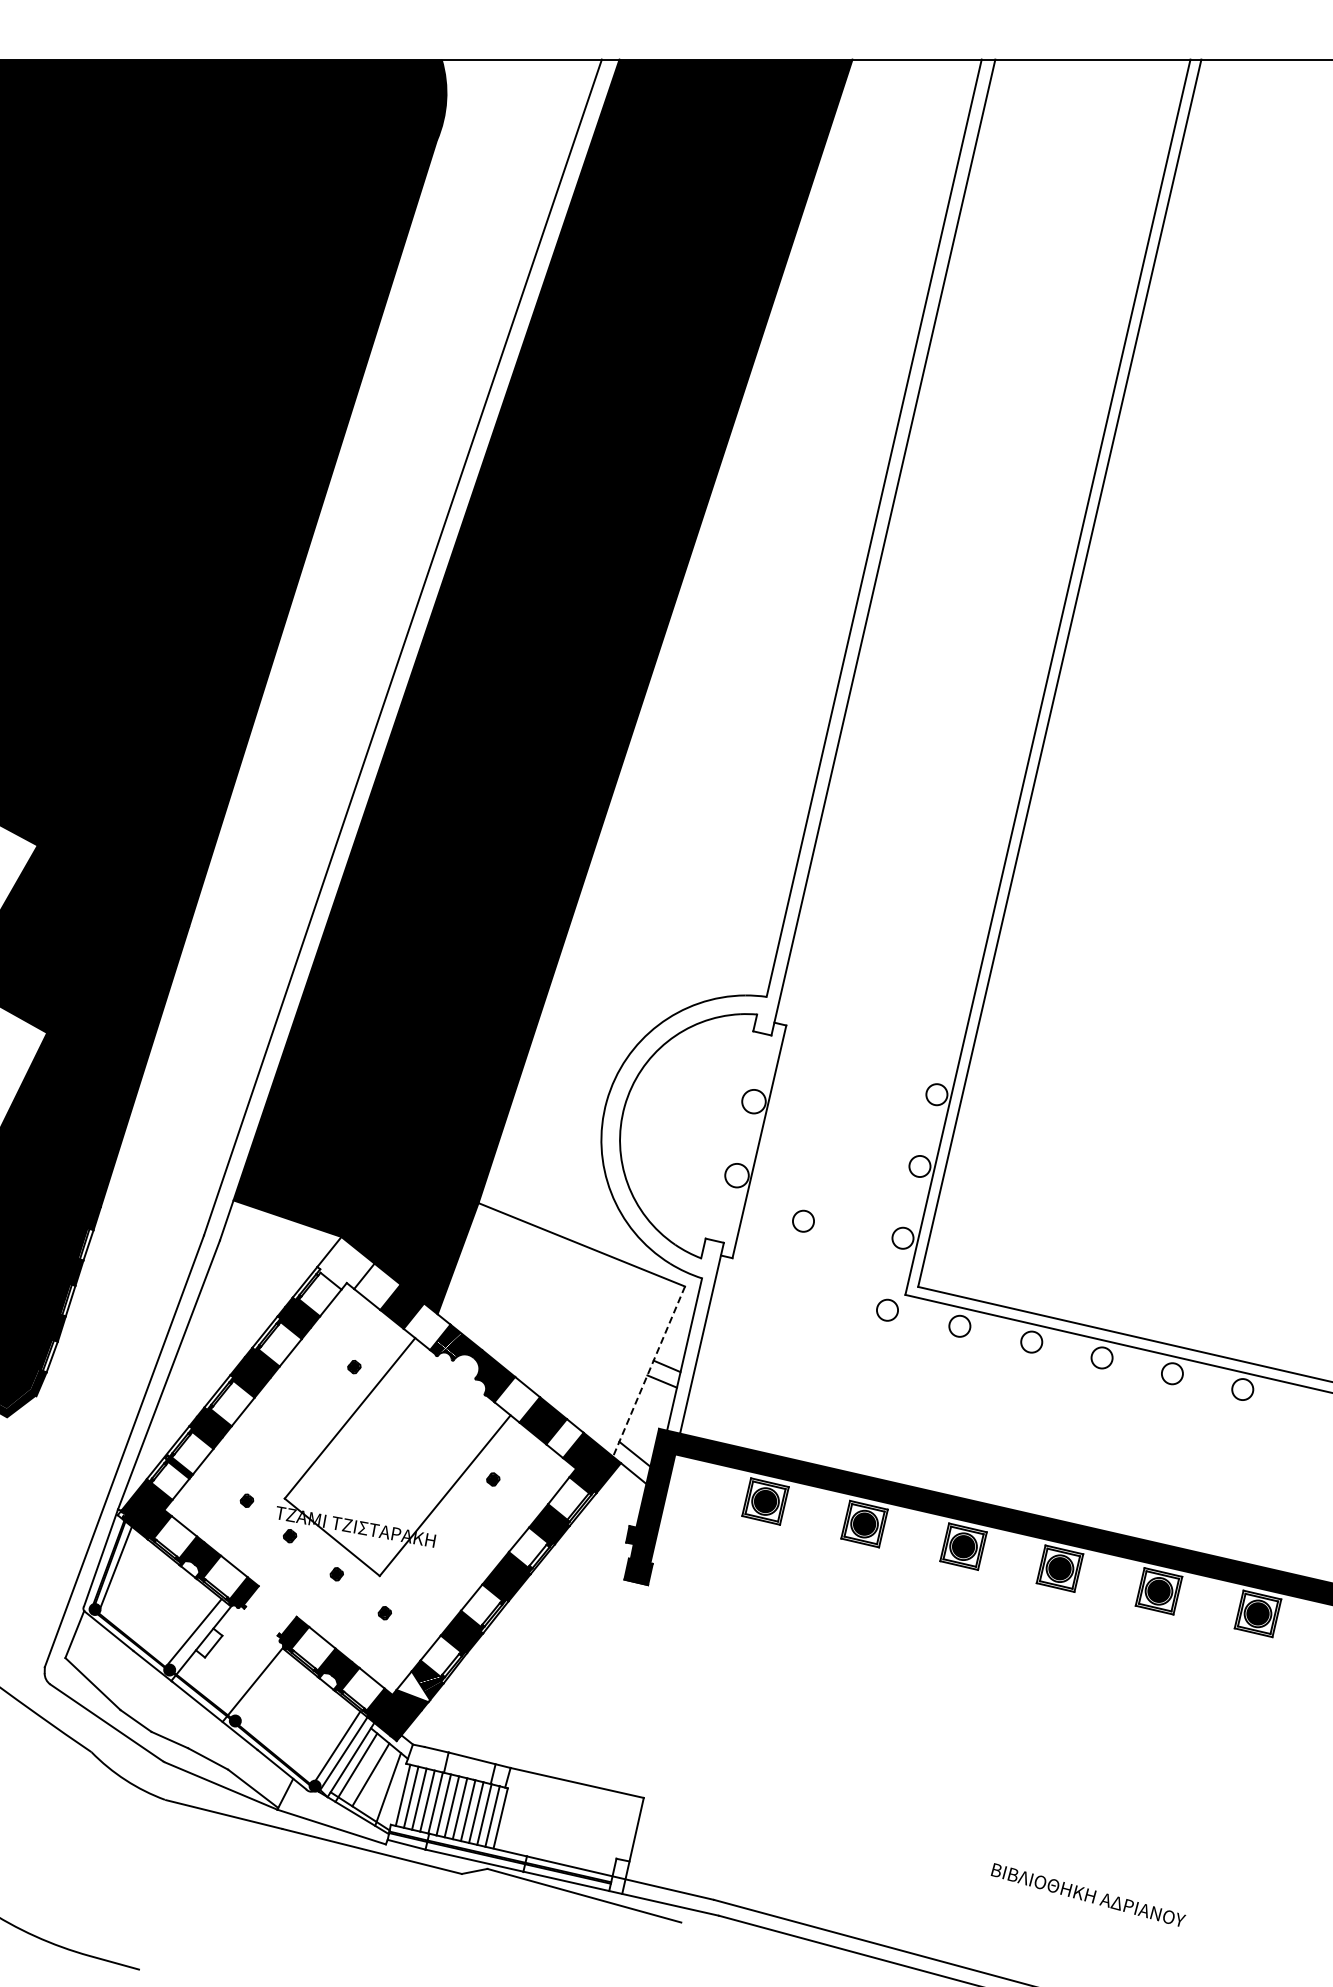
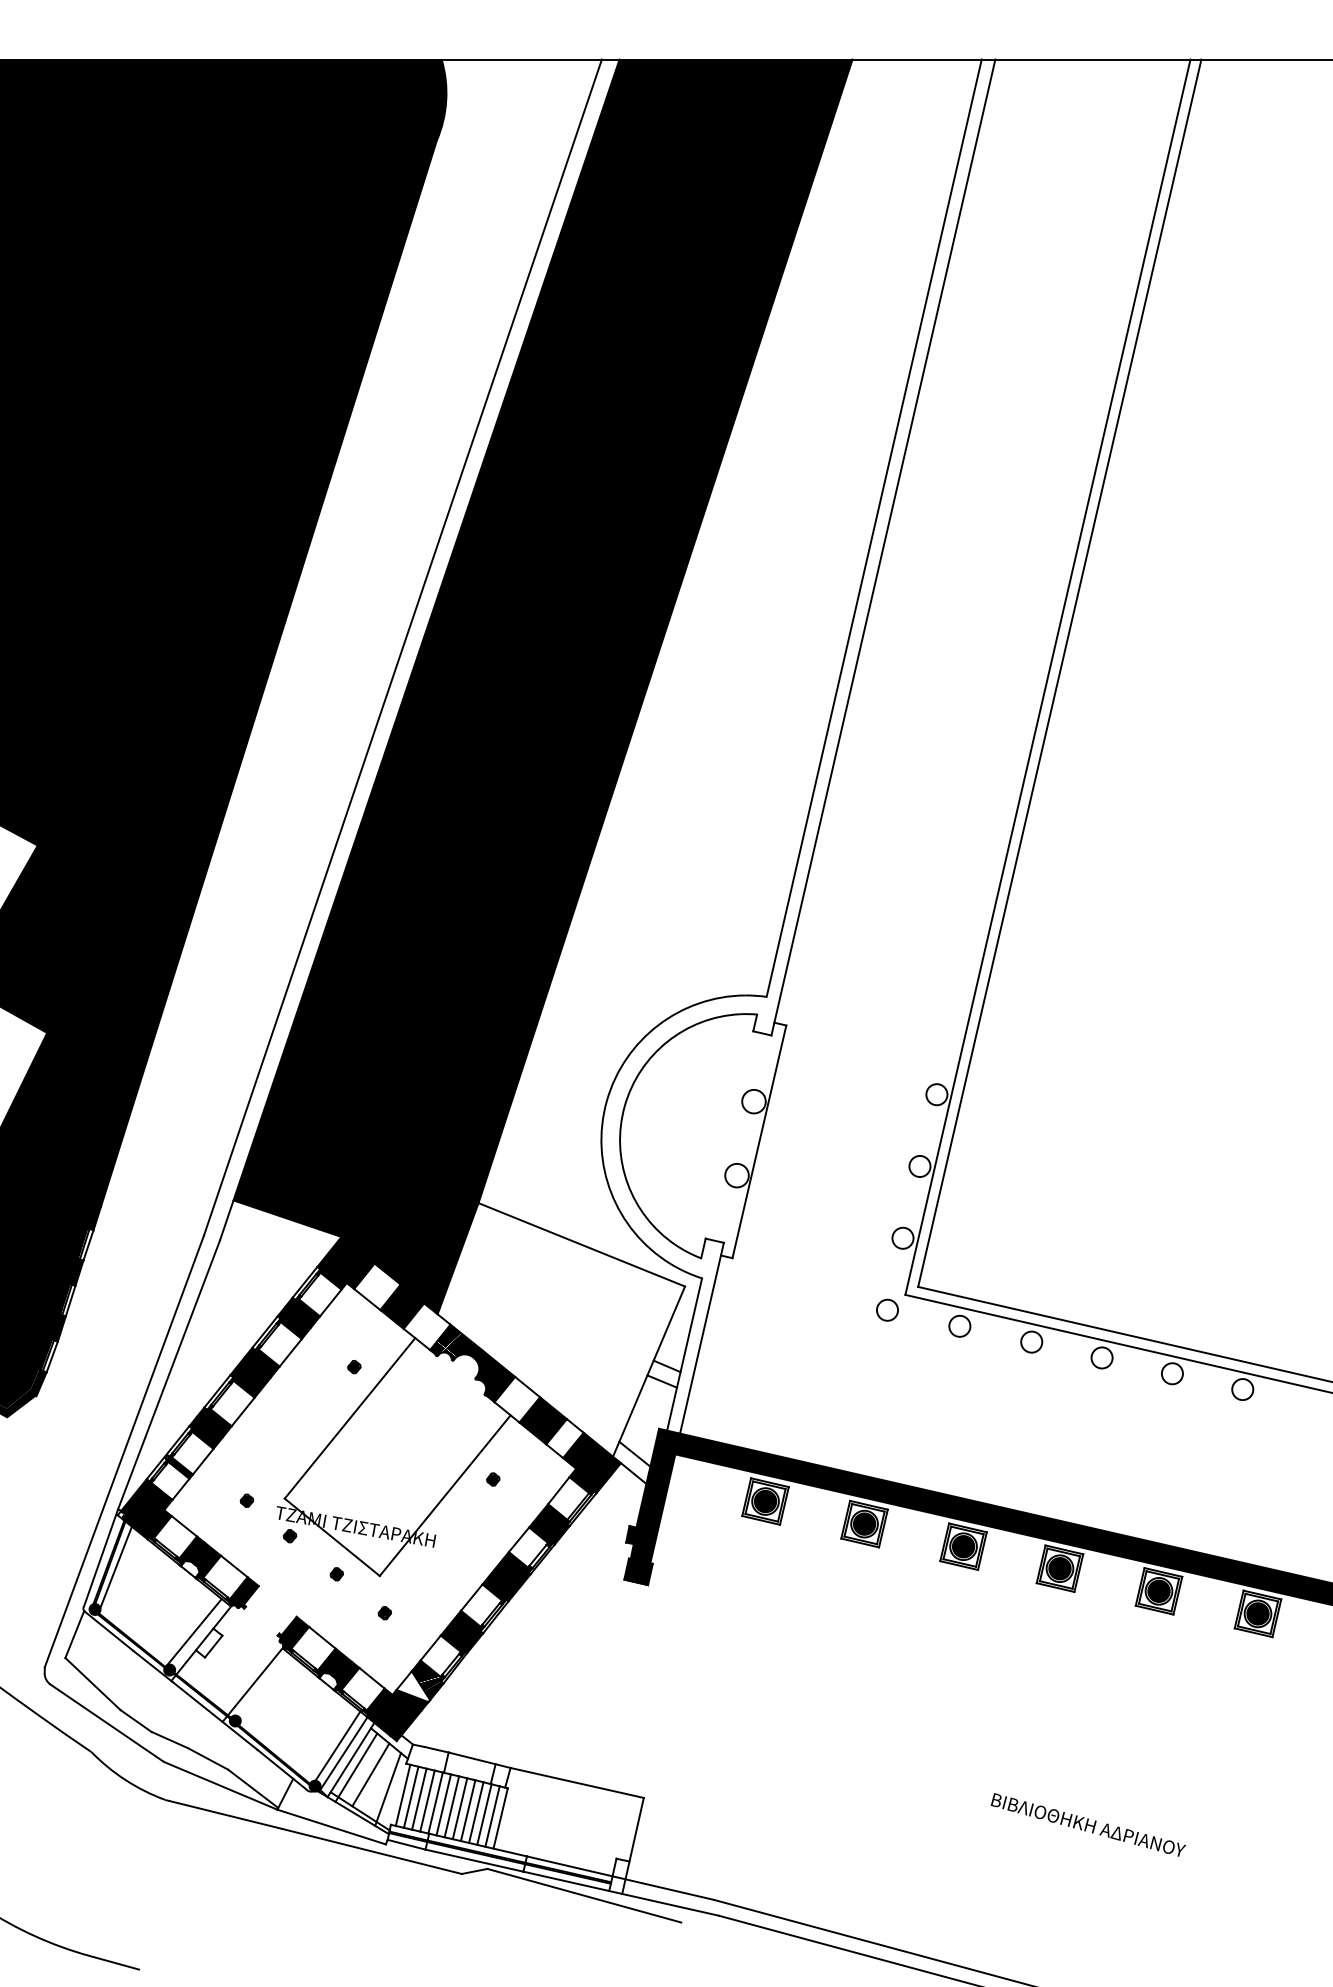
circle: present -> none (803, 1220)
fill: none -> present (345, 1262)
line: dashed -> solid (648, 1372)
text position: (1088, 1894) -> (1088, 1824) (1088, 1824)
